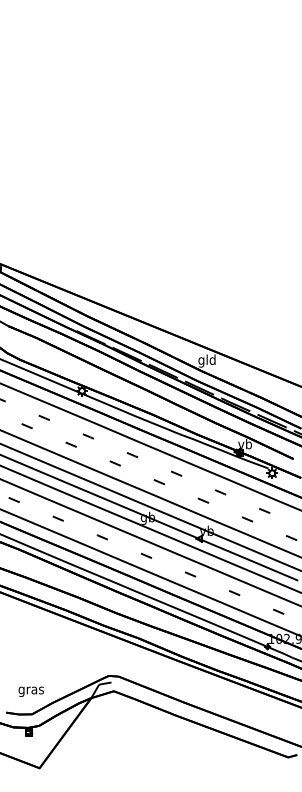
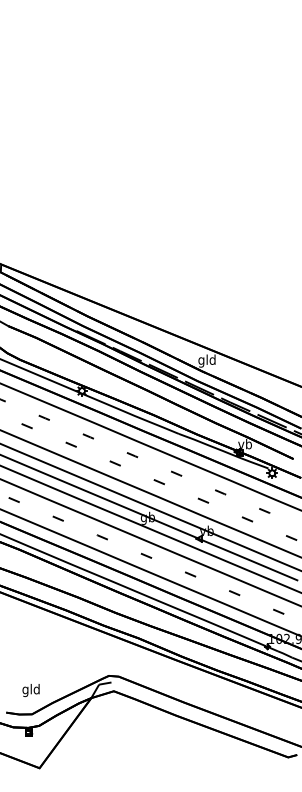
text: gras -> gld (30, 690)
